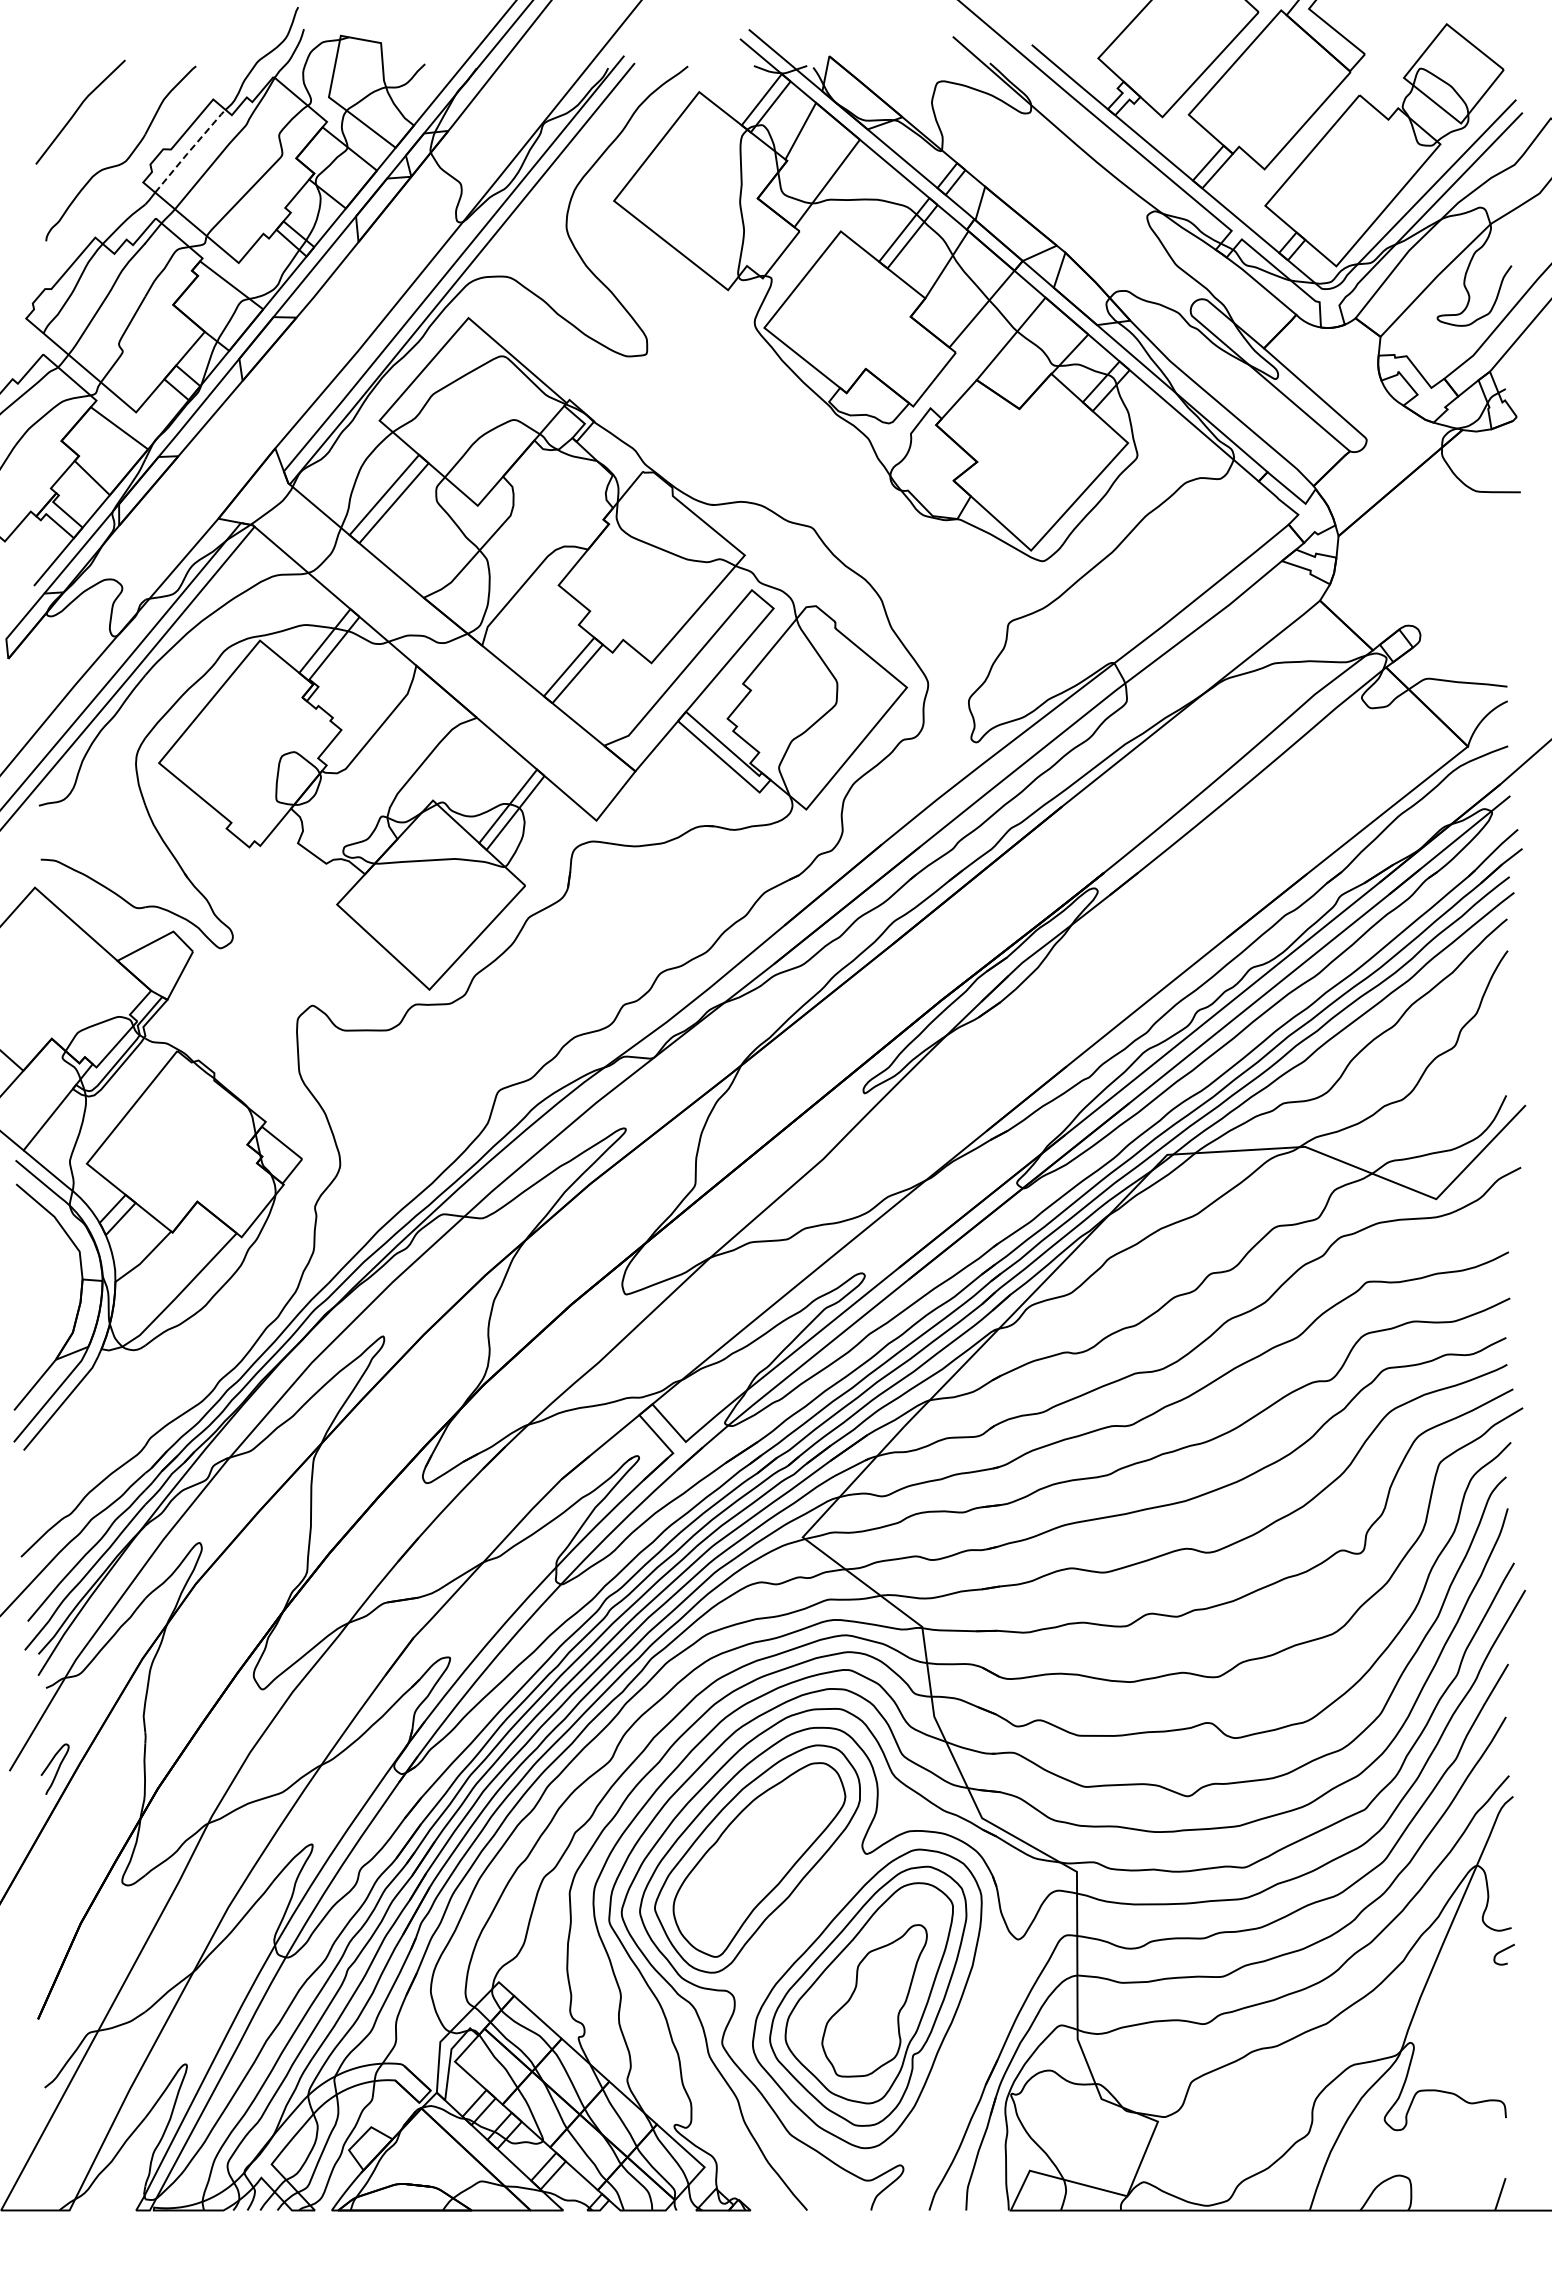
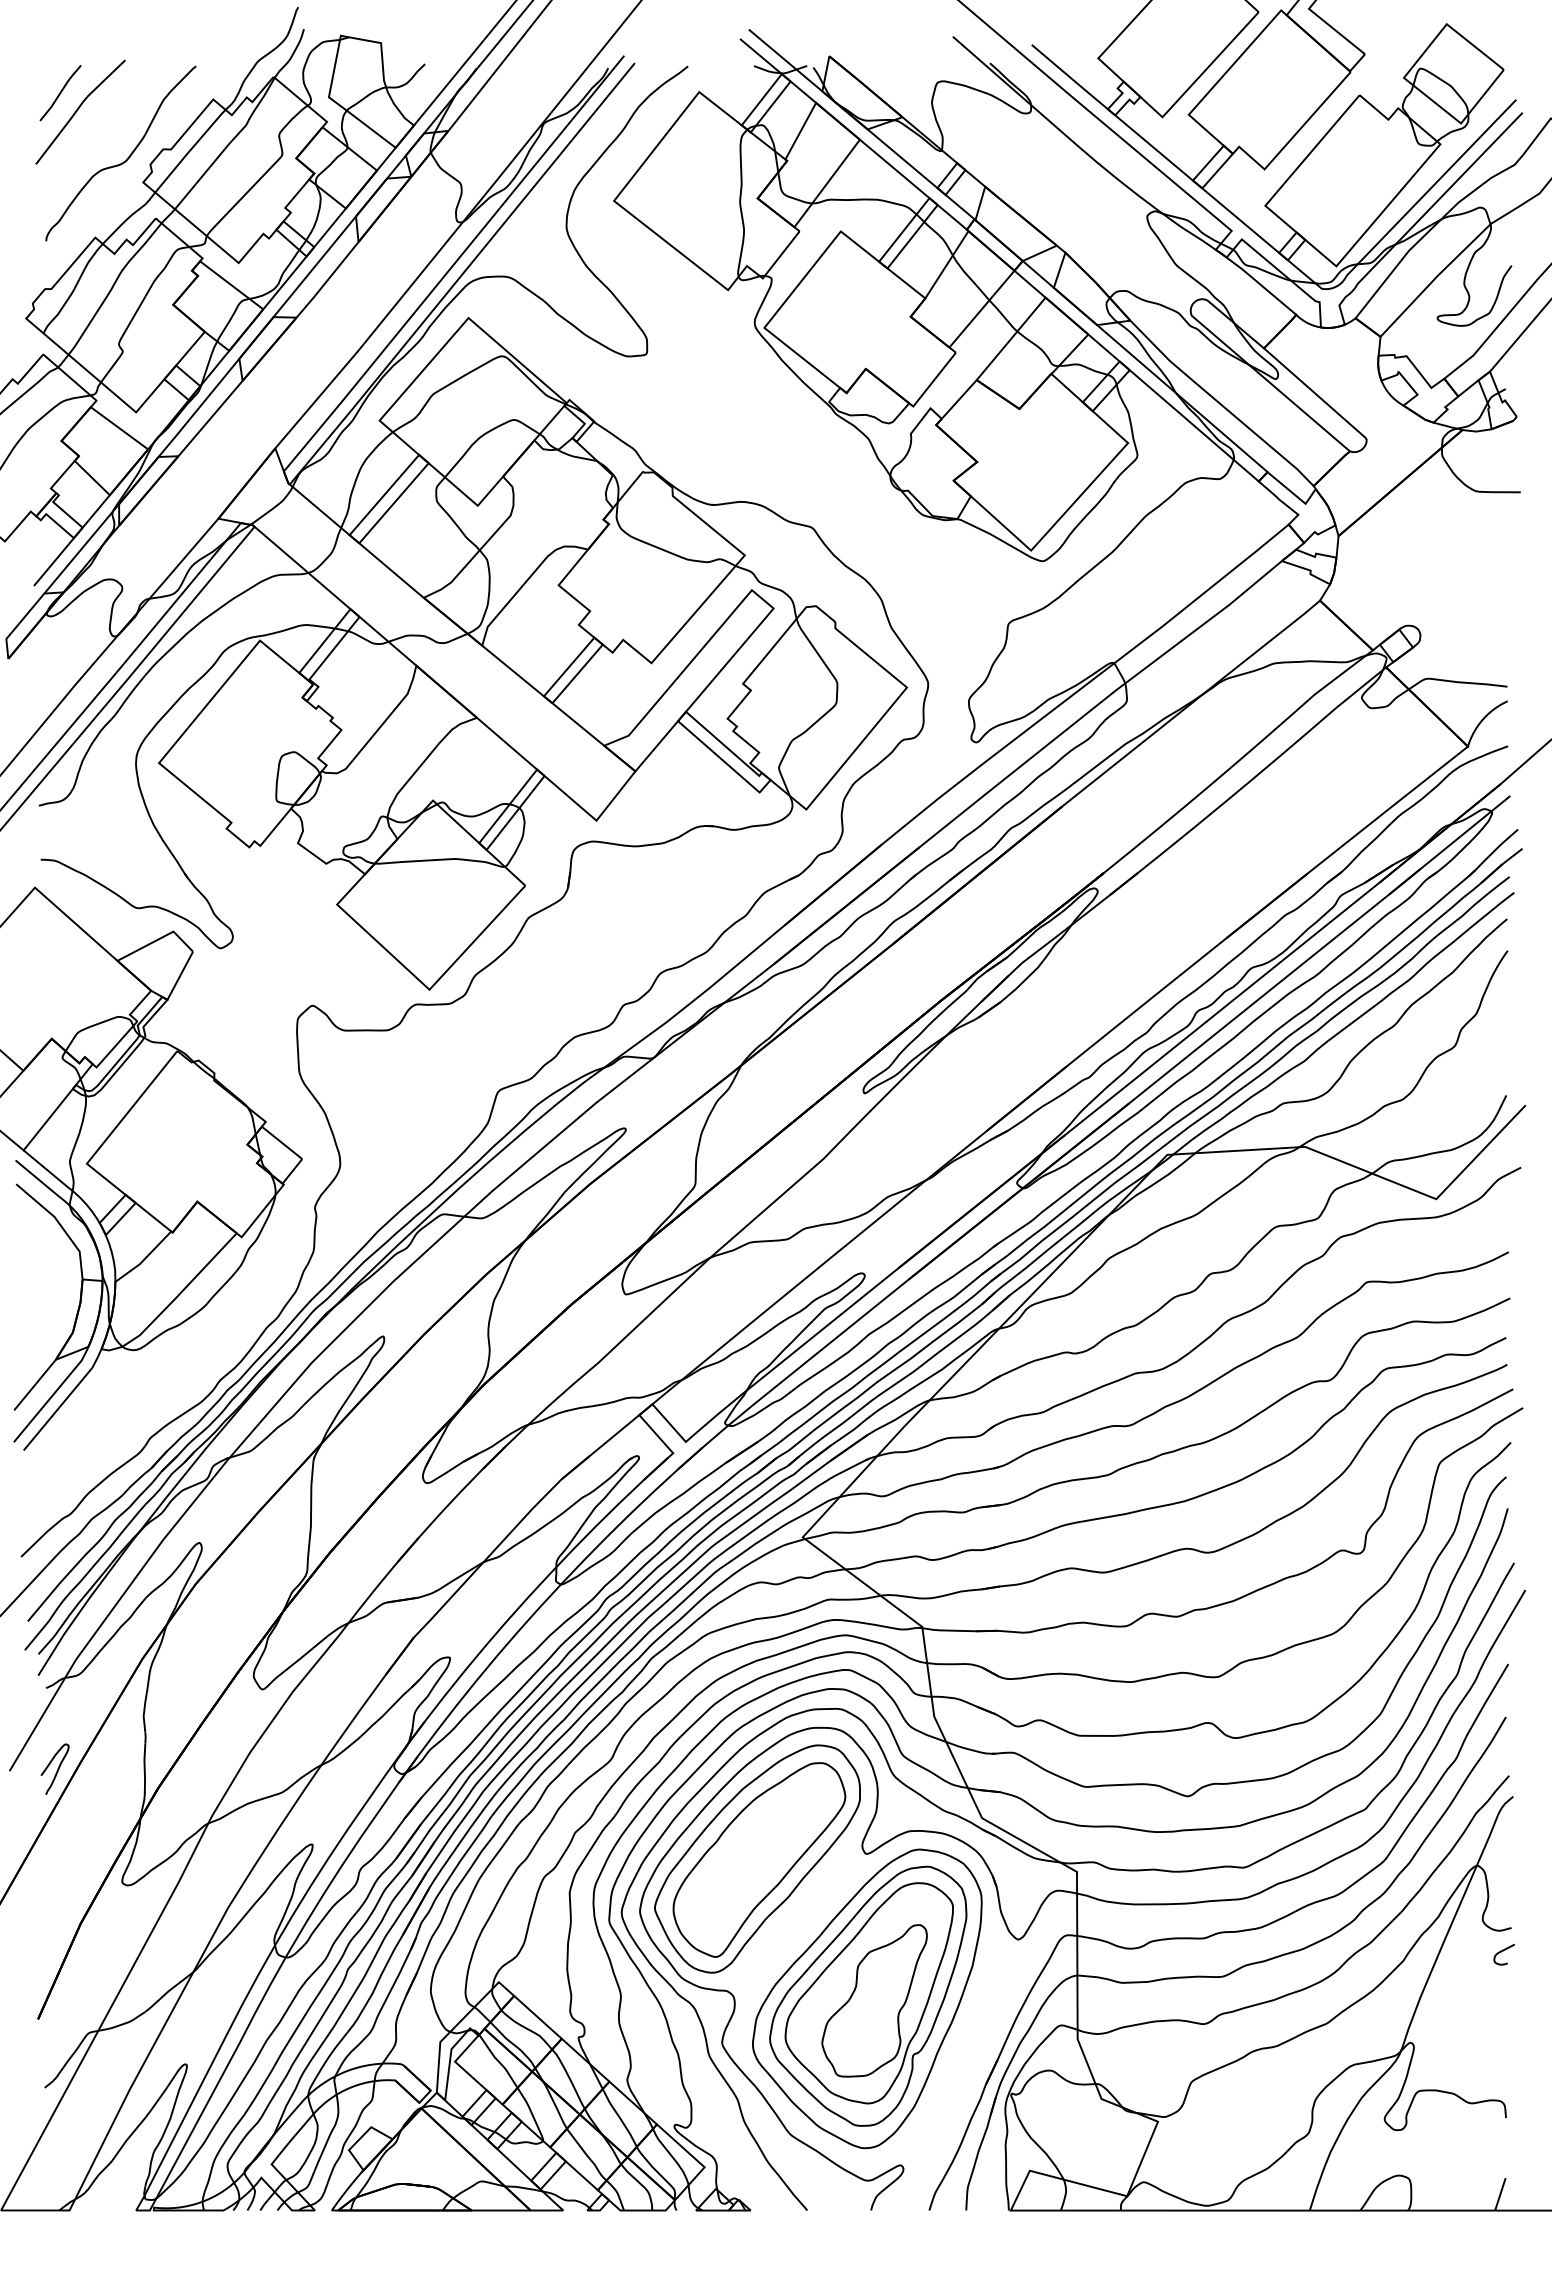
line: none -> present (60, 93)
line: dashed -> solid (190, 150)
